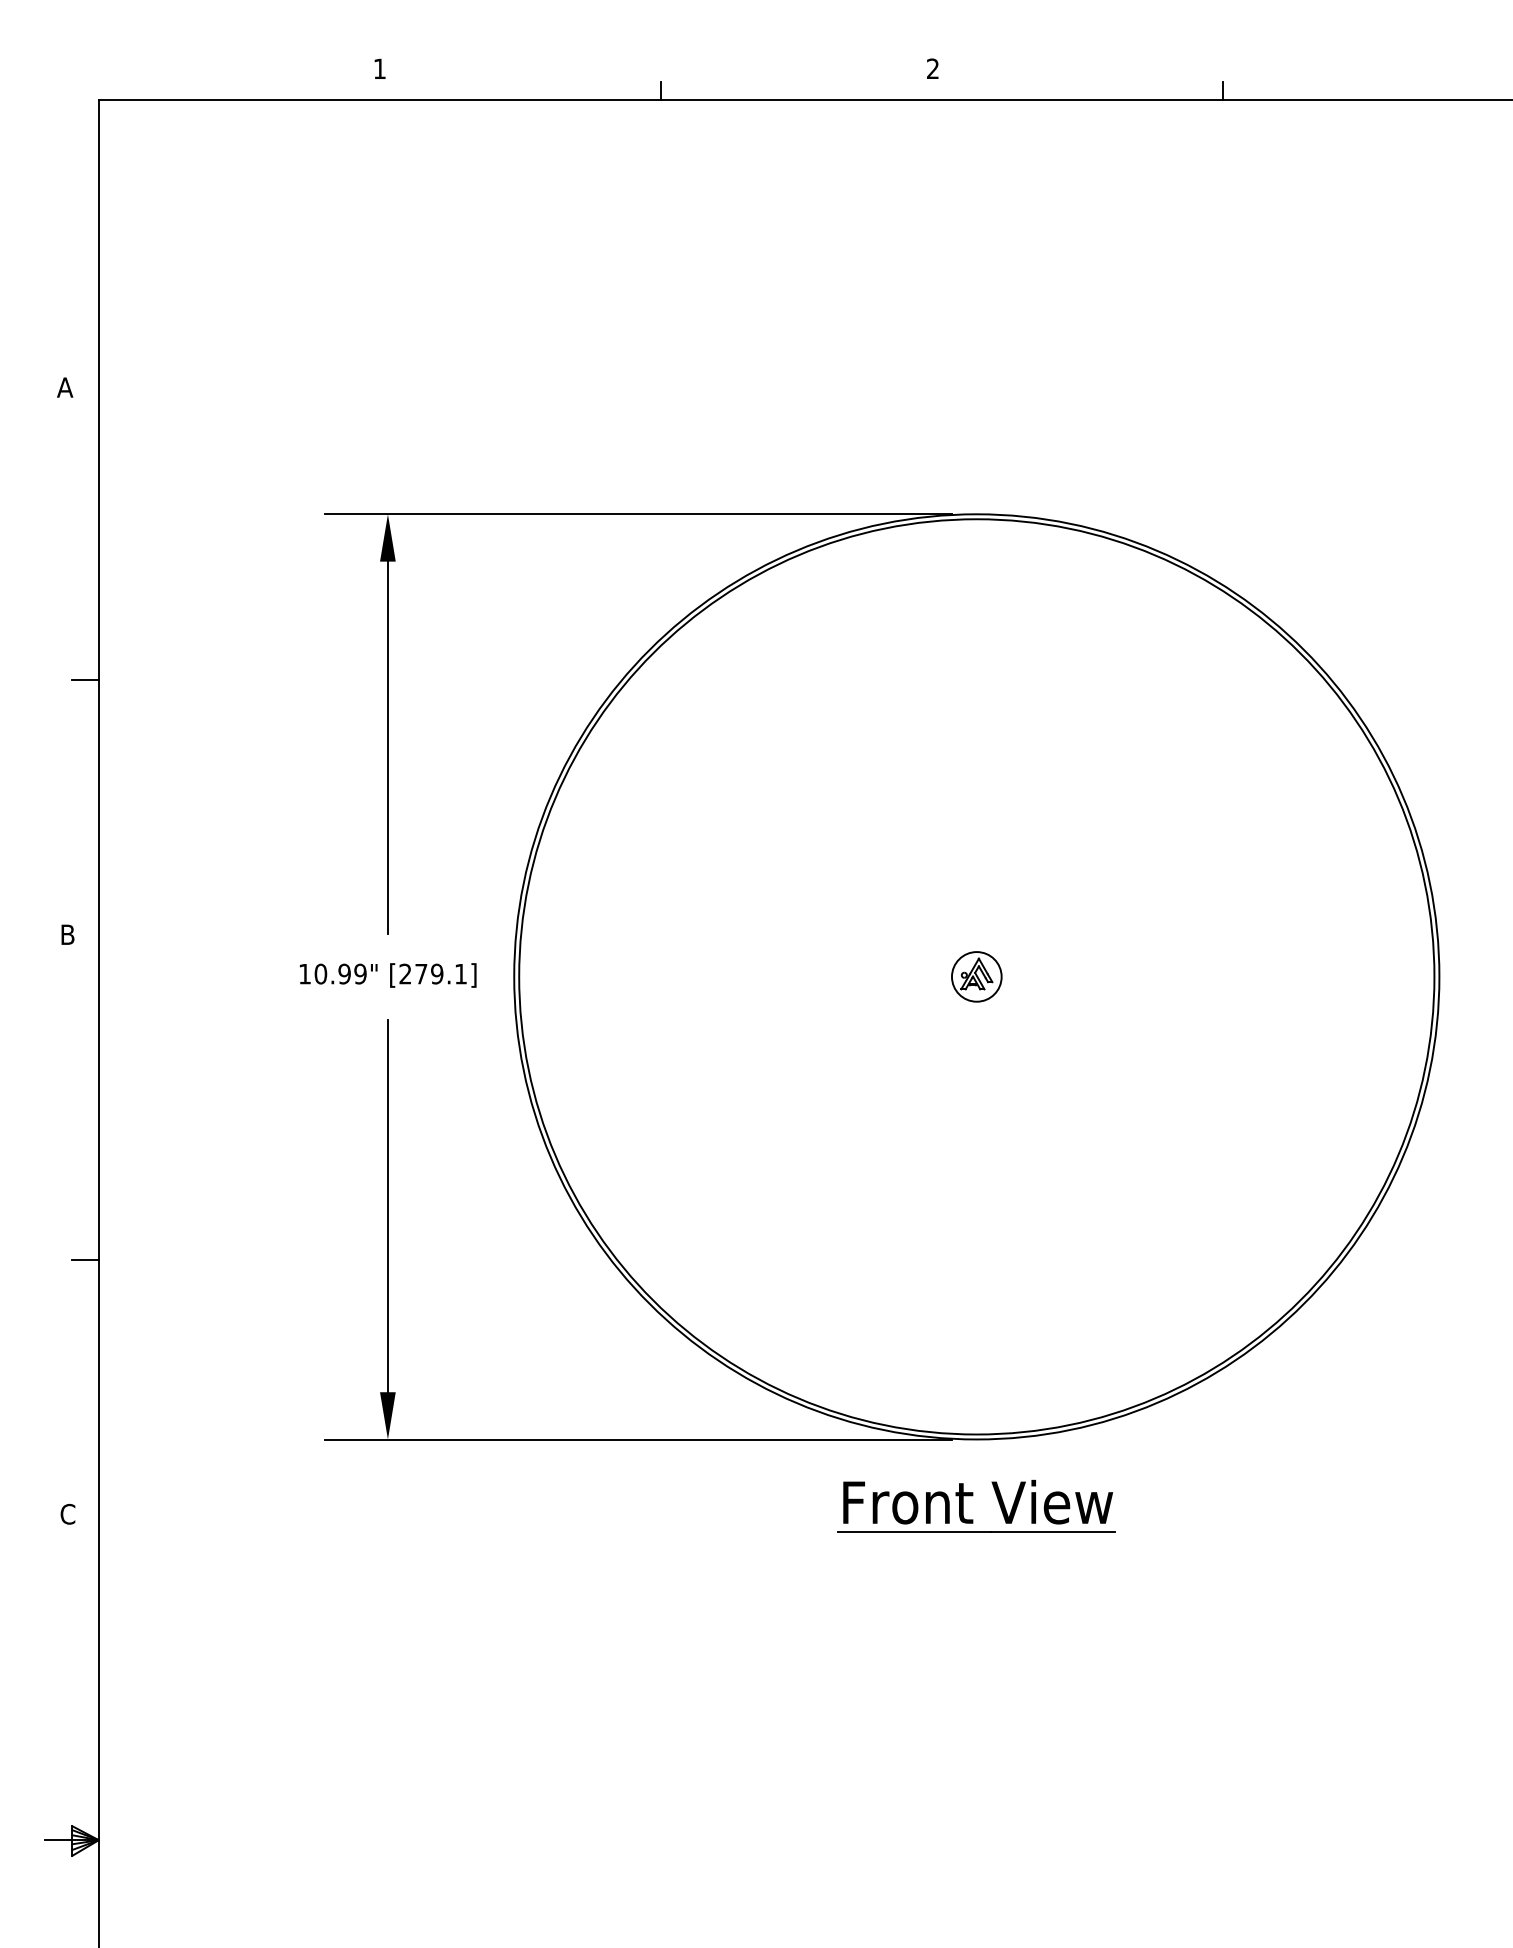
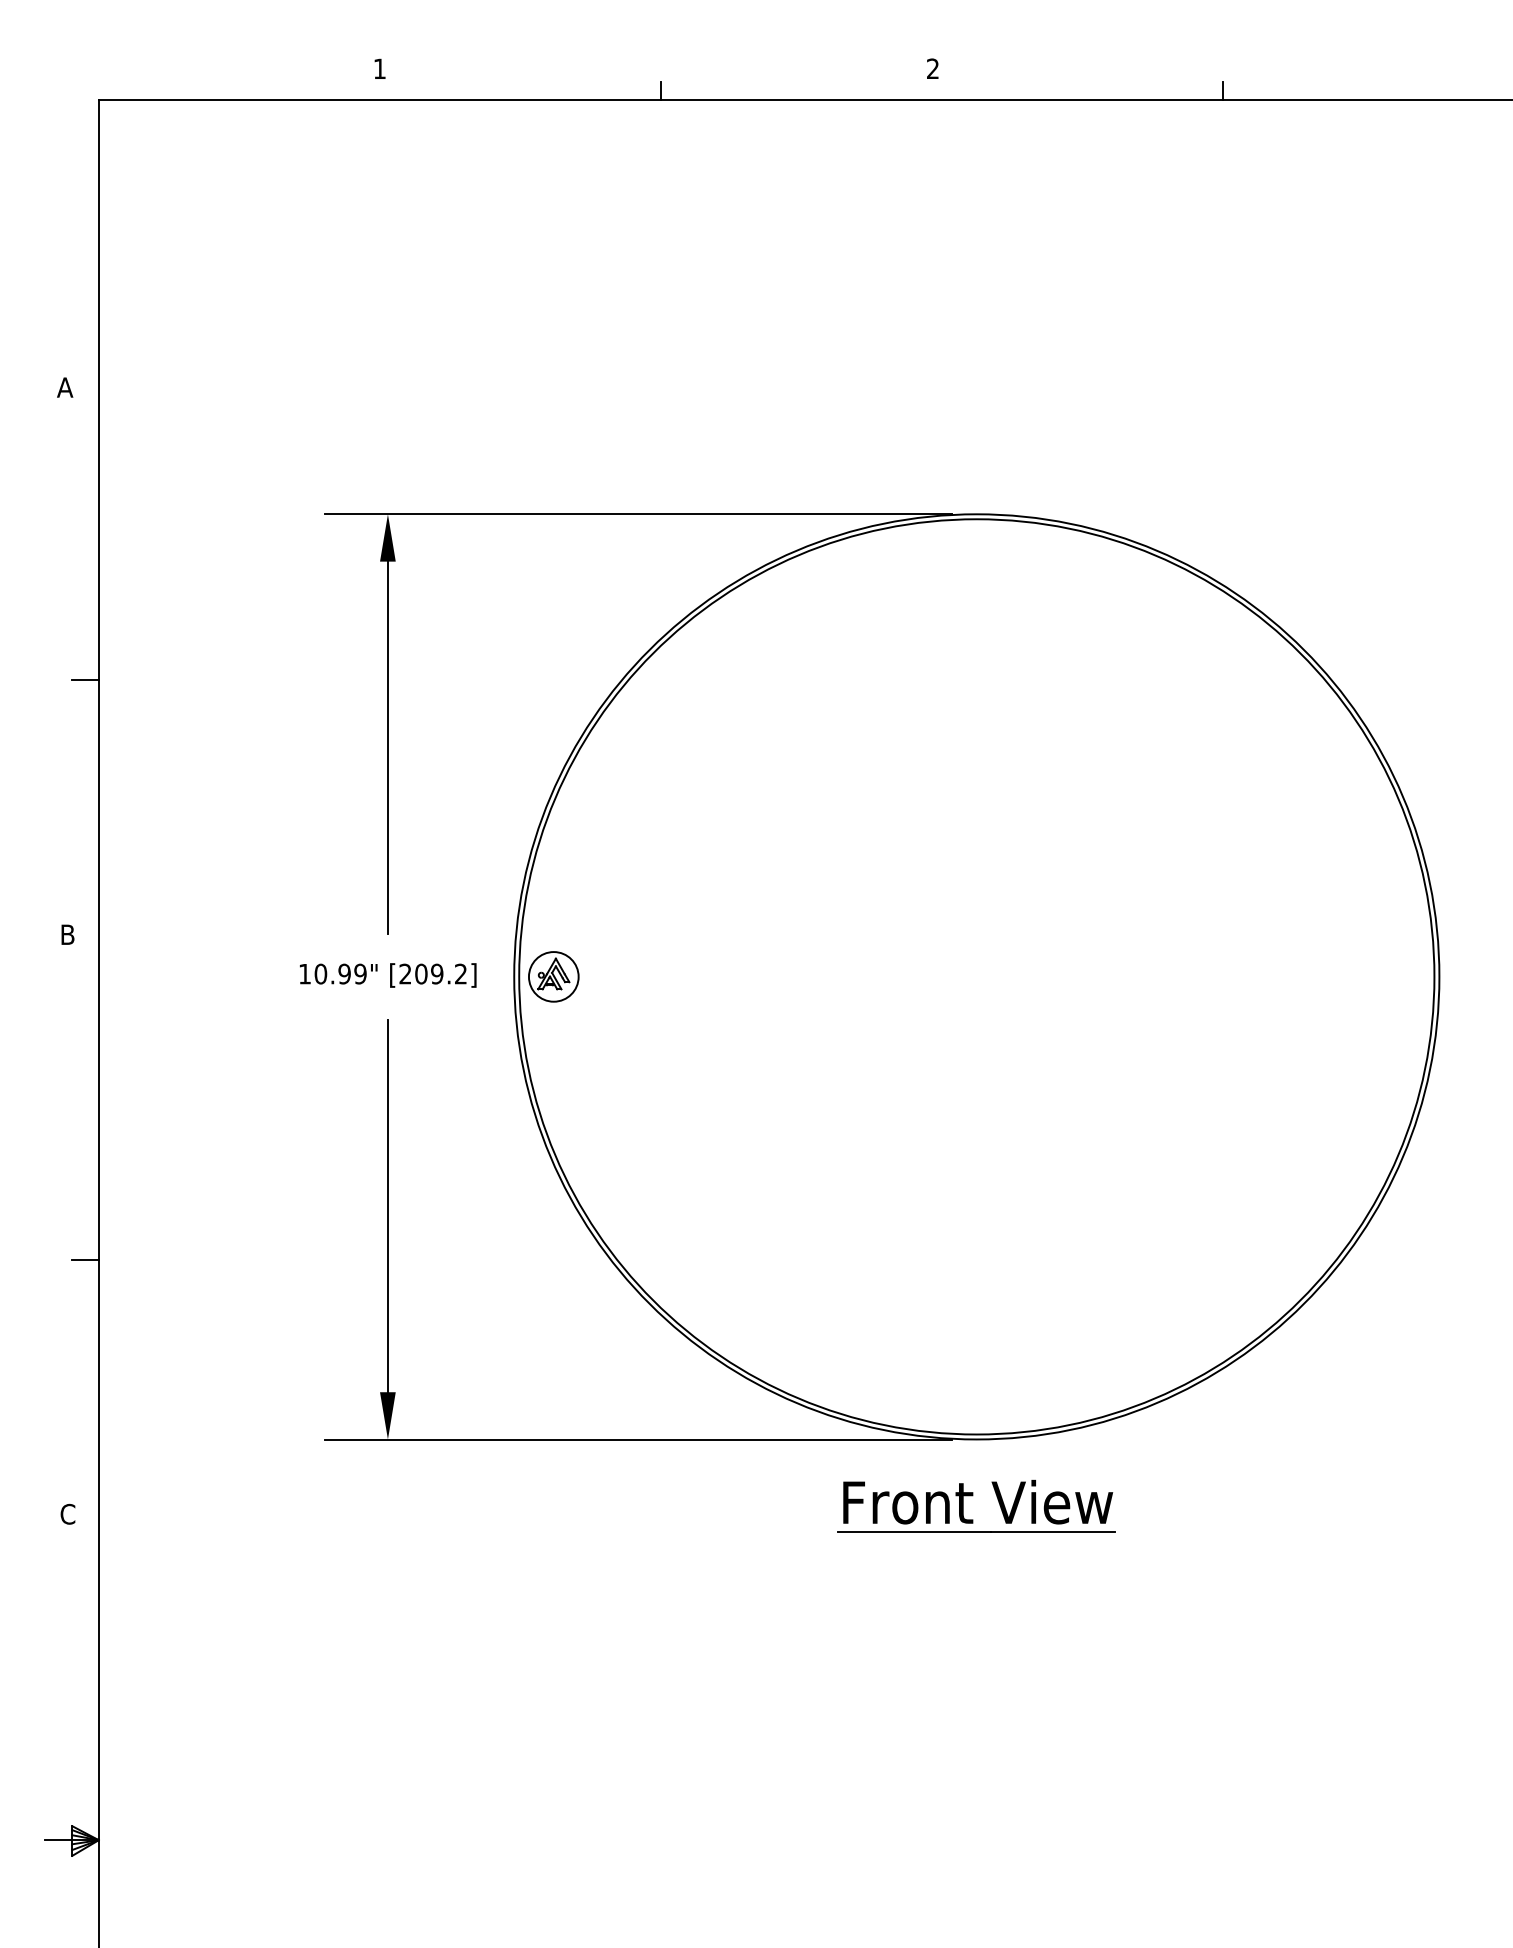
text: [279.1] -> [209.2] (440, 973)
part position: (976, 976) -> (553, 976) (553, 976)
